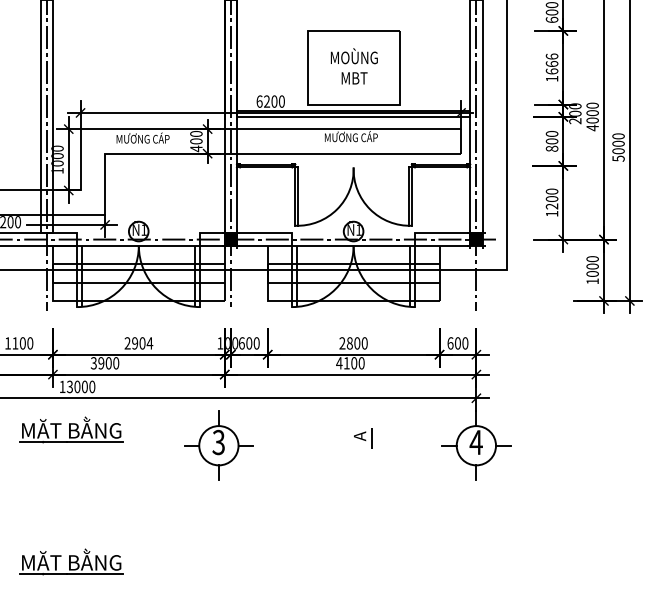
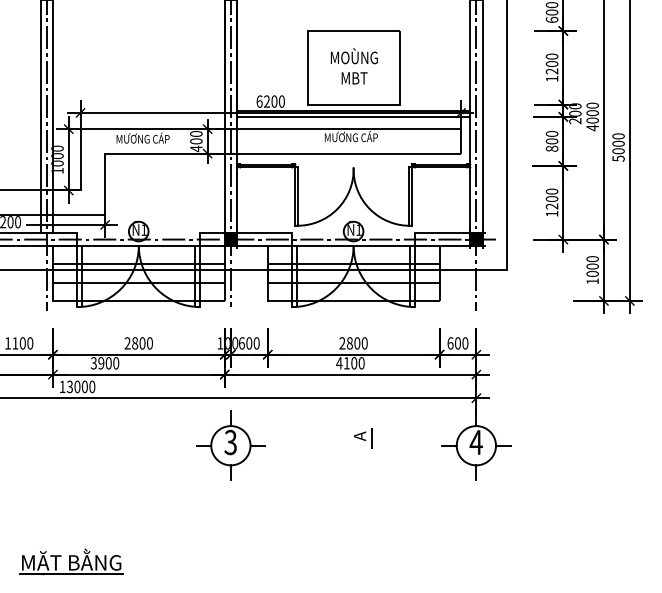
text: 1666 -> 1200 (551, 63)
text: 2904 -> 2800 (142, 343)
part: present -> none (71, 429)
part position: (218, 445) -> (230, 445) (230, 445)
